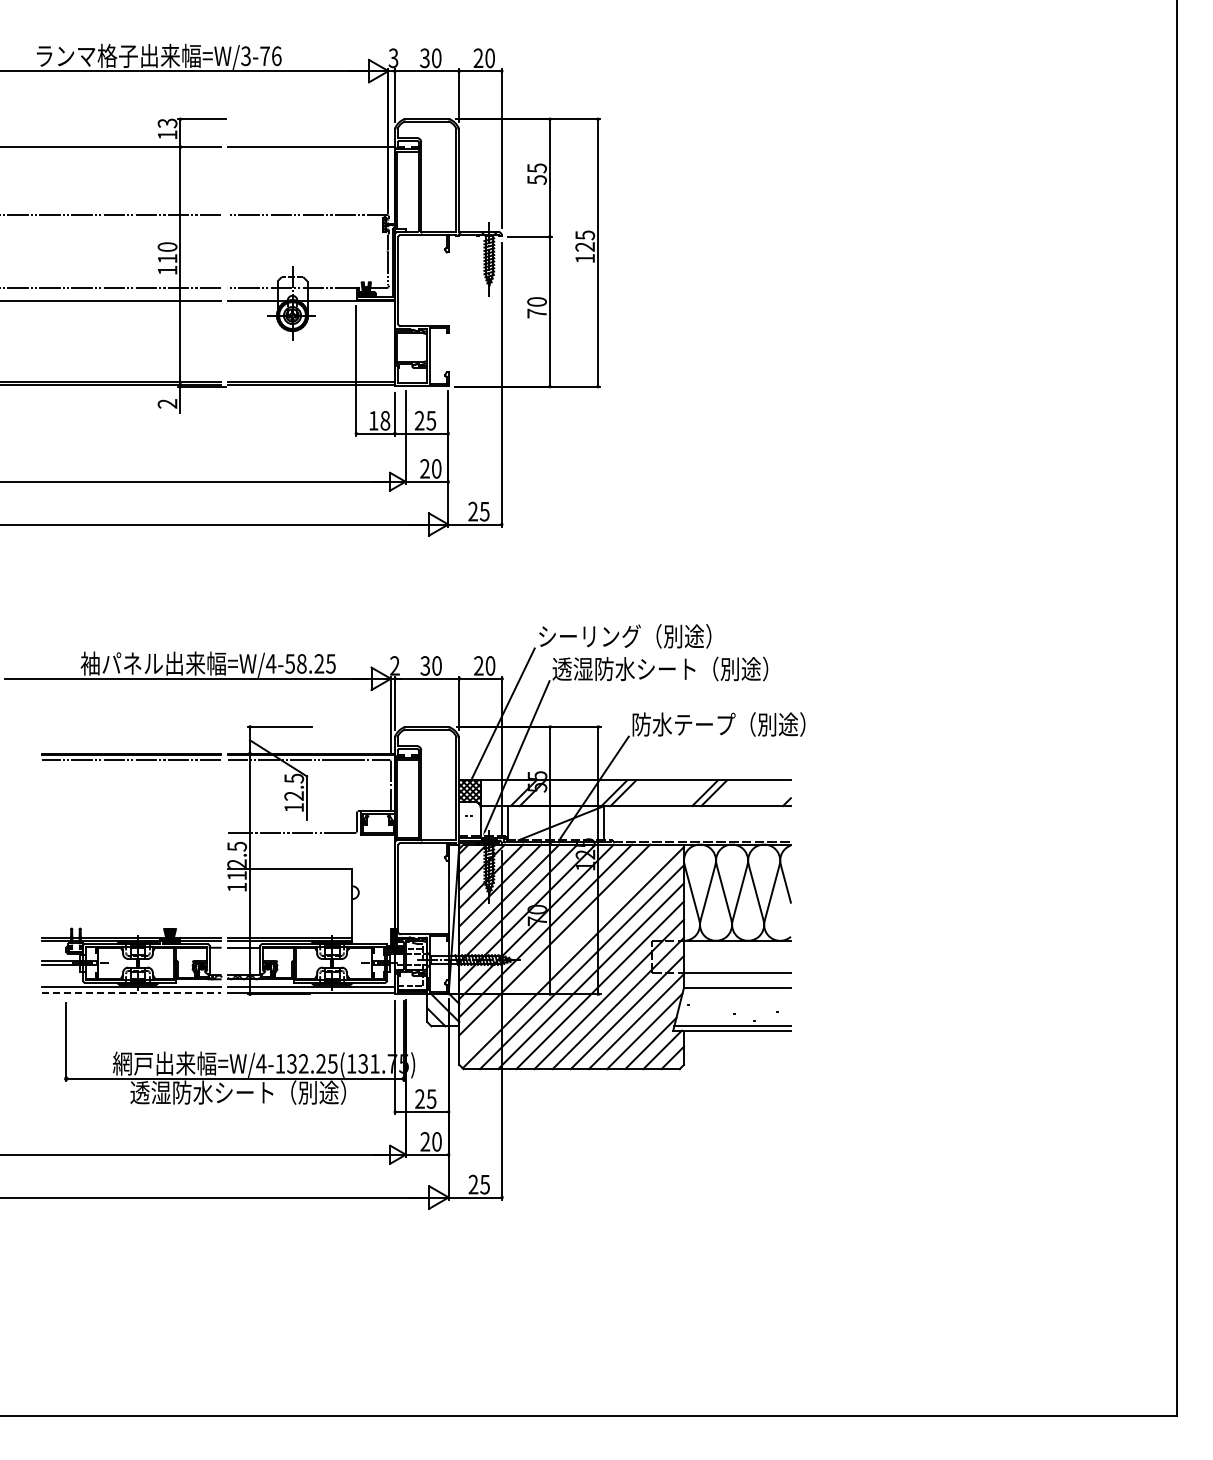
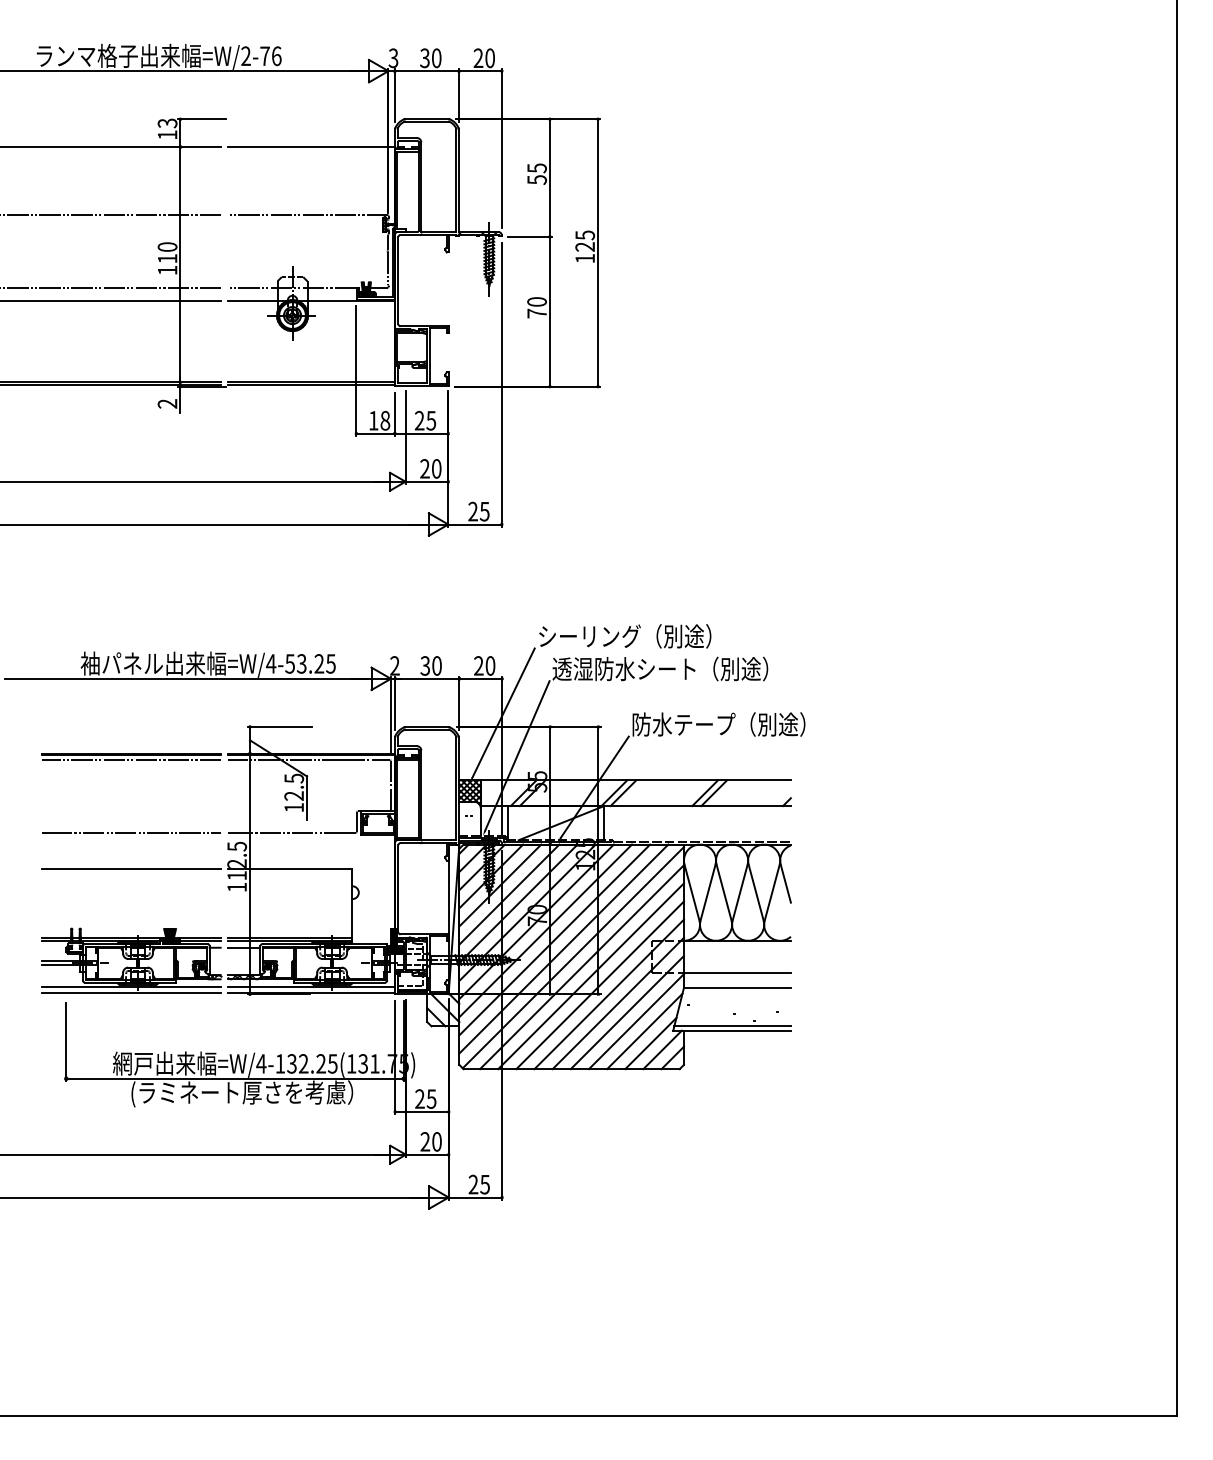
text: =W/3-76 -> =W/2-76 (245, 56)
text: =W/4-58.25 -> =W/4-53.25 (301, 663)
line: none -> present (131, 832)
line: none -> present (131, 869)
line: none -> present (563, 948)
line: dashed -> solid (132, 993)
text: 透湿防水シート（別途） -> (ラミネート厚さを考慮） (241, 1093)
